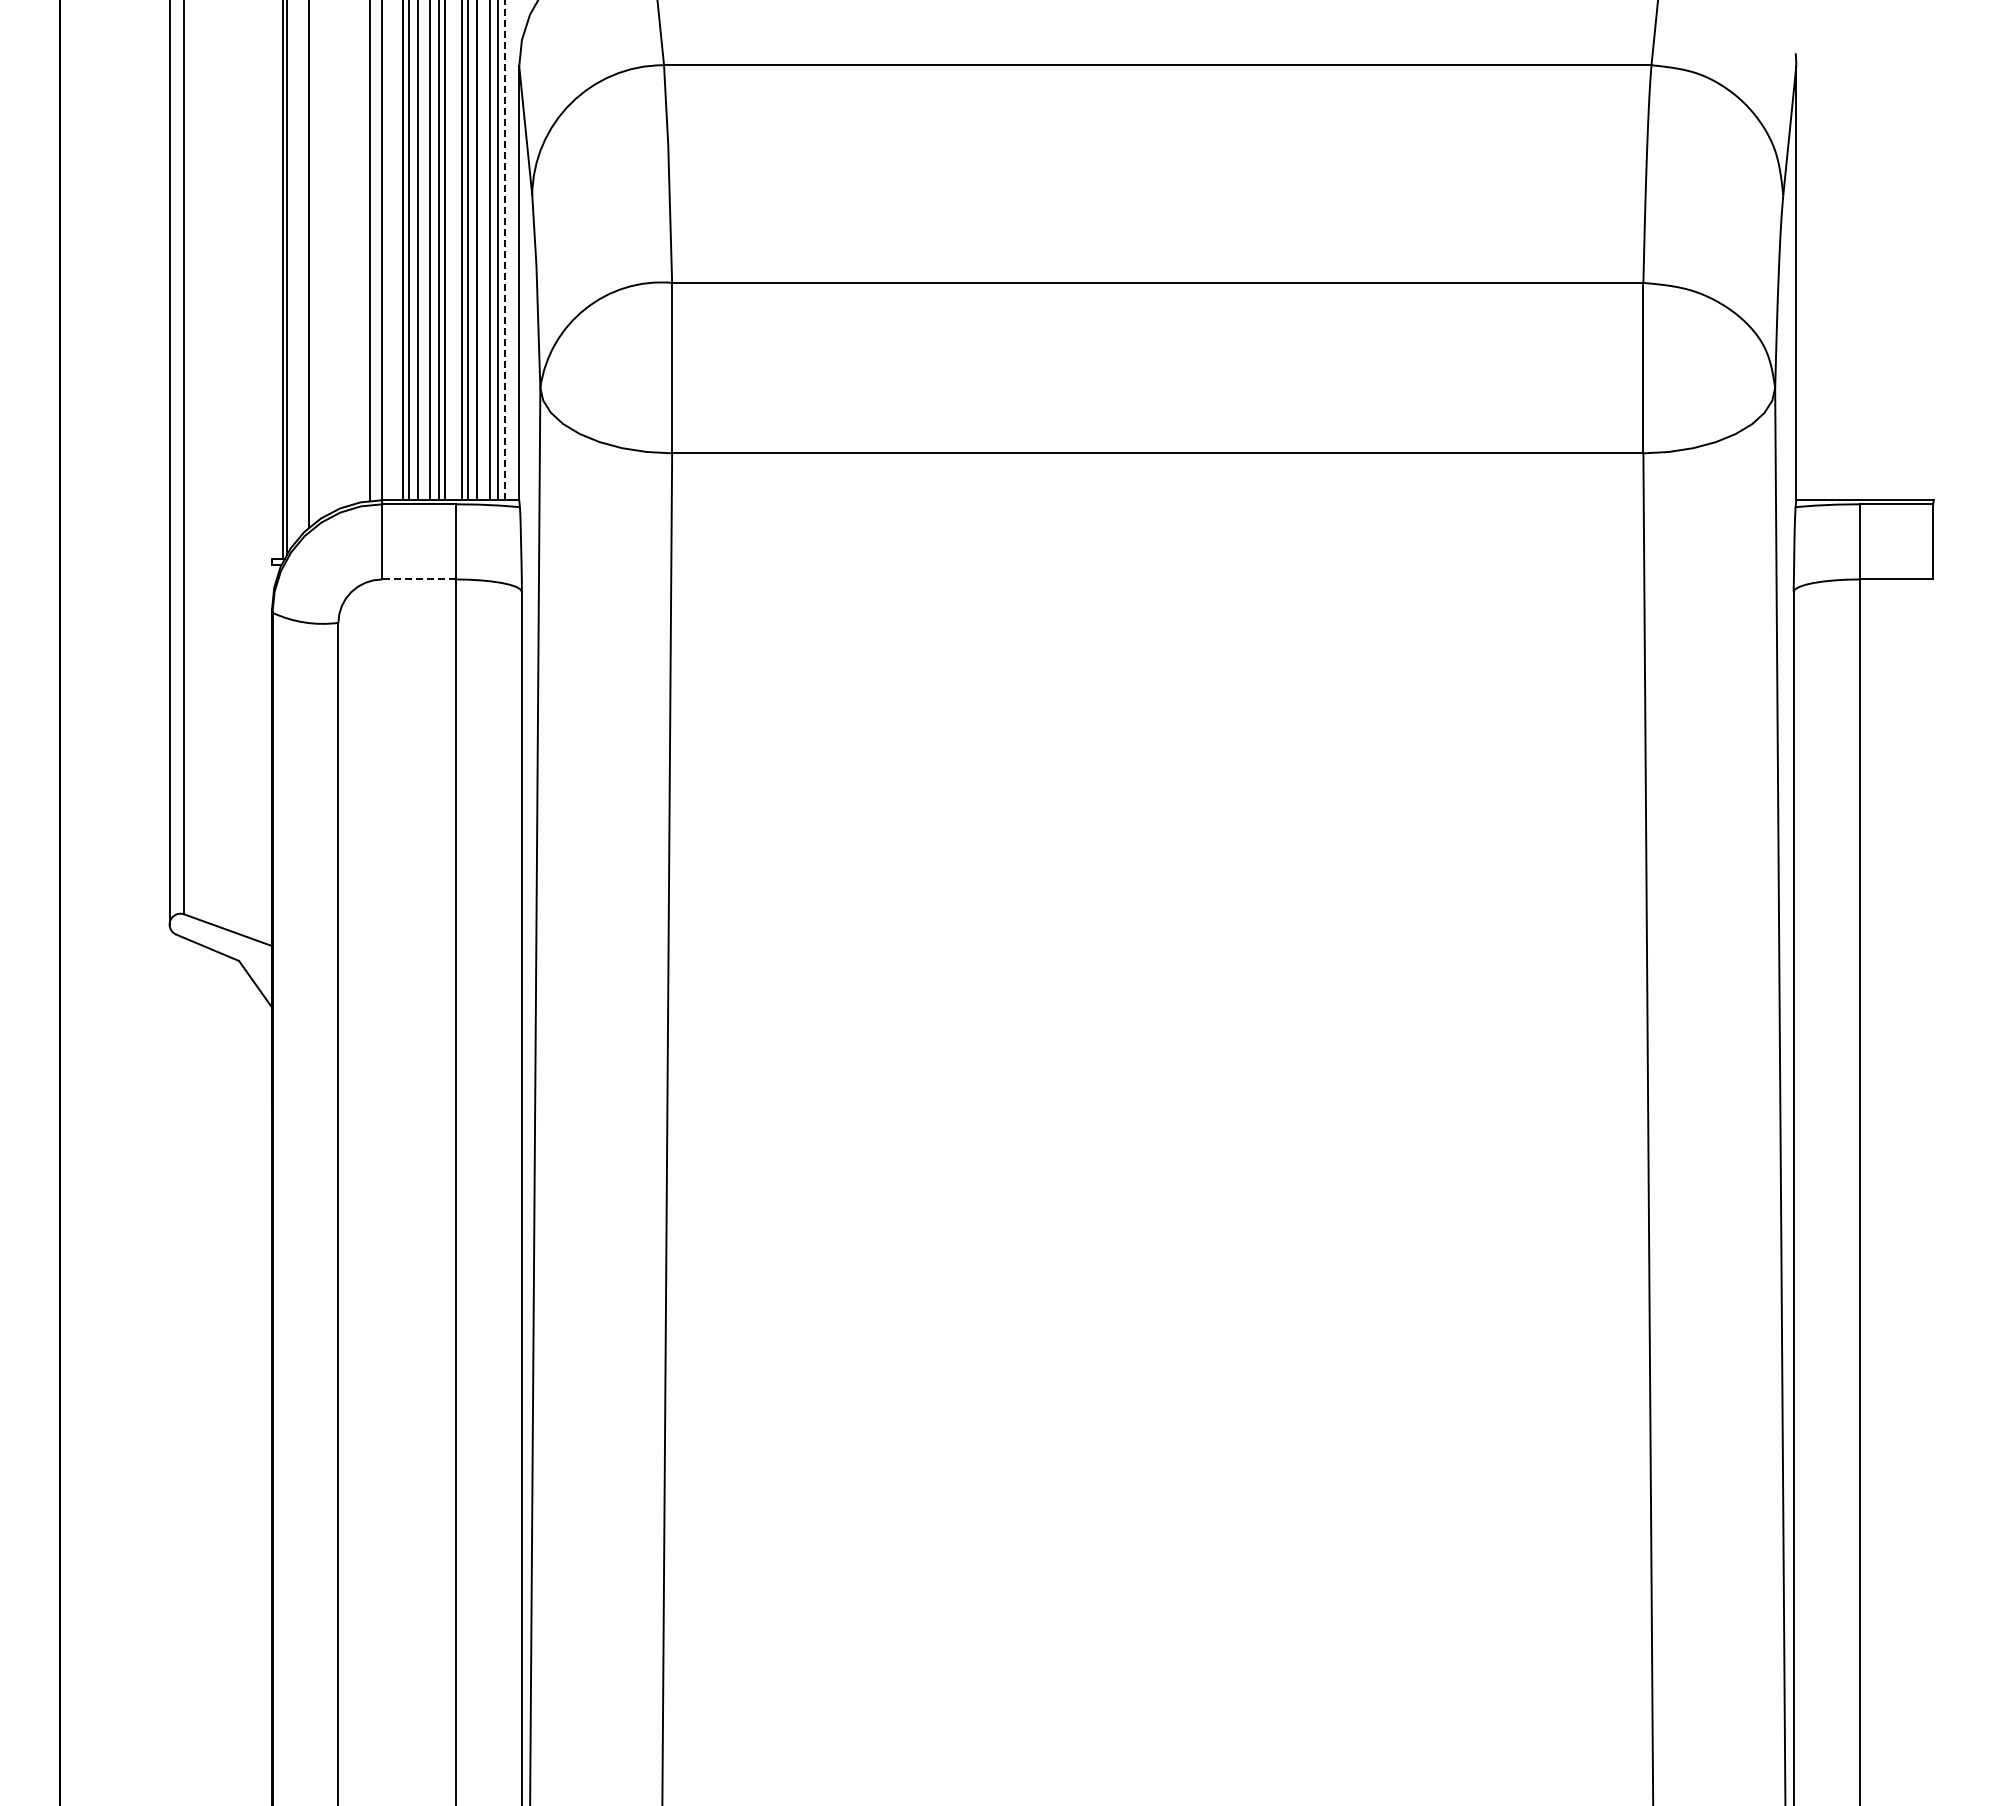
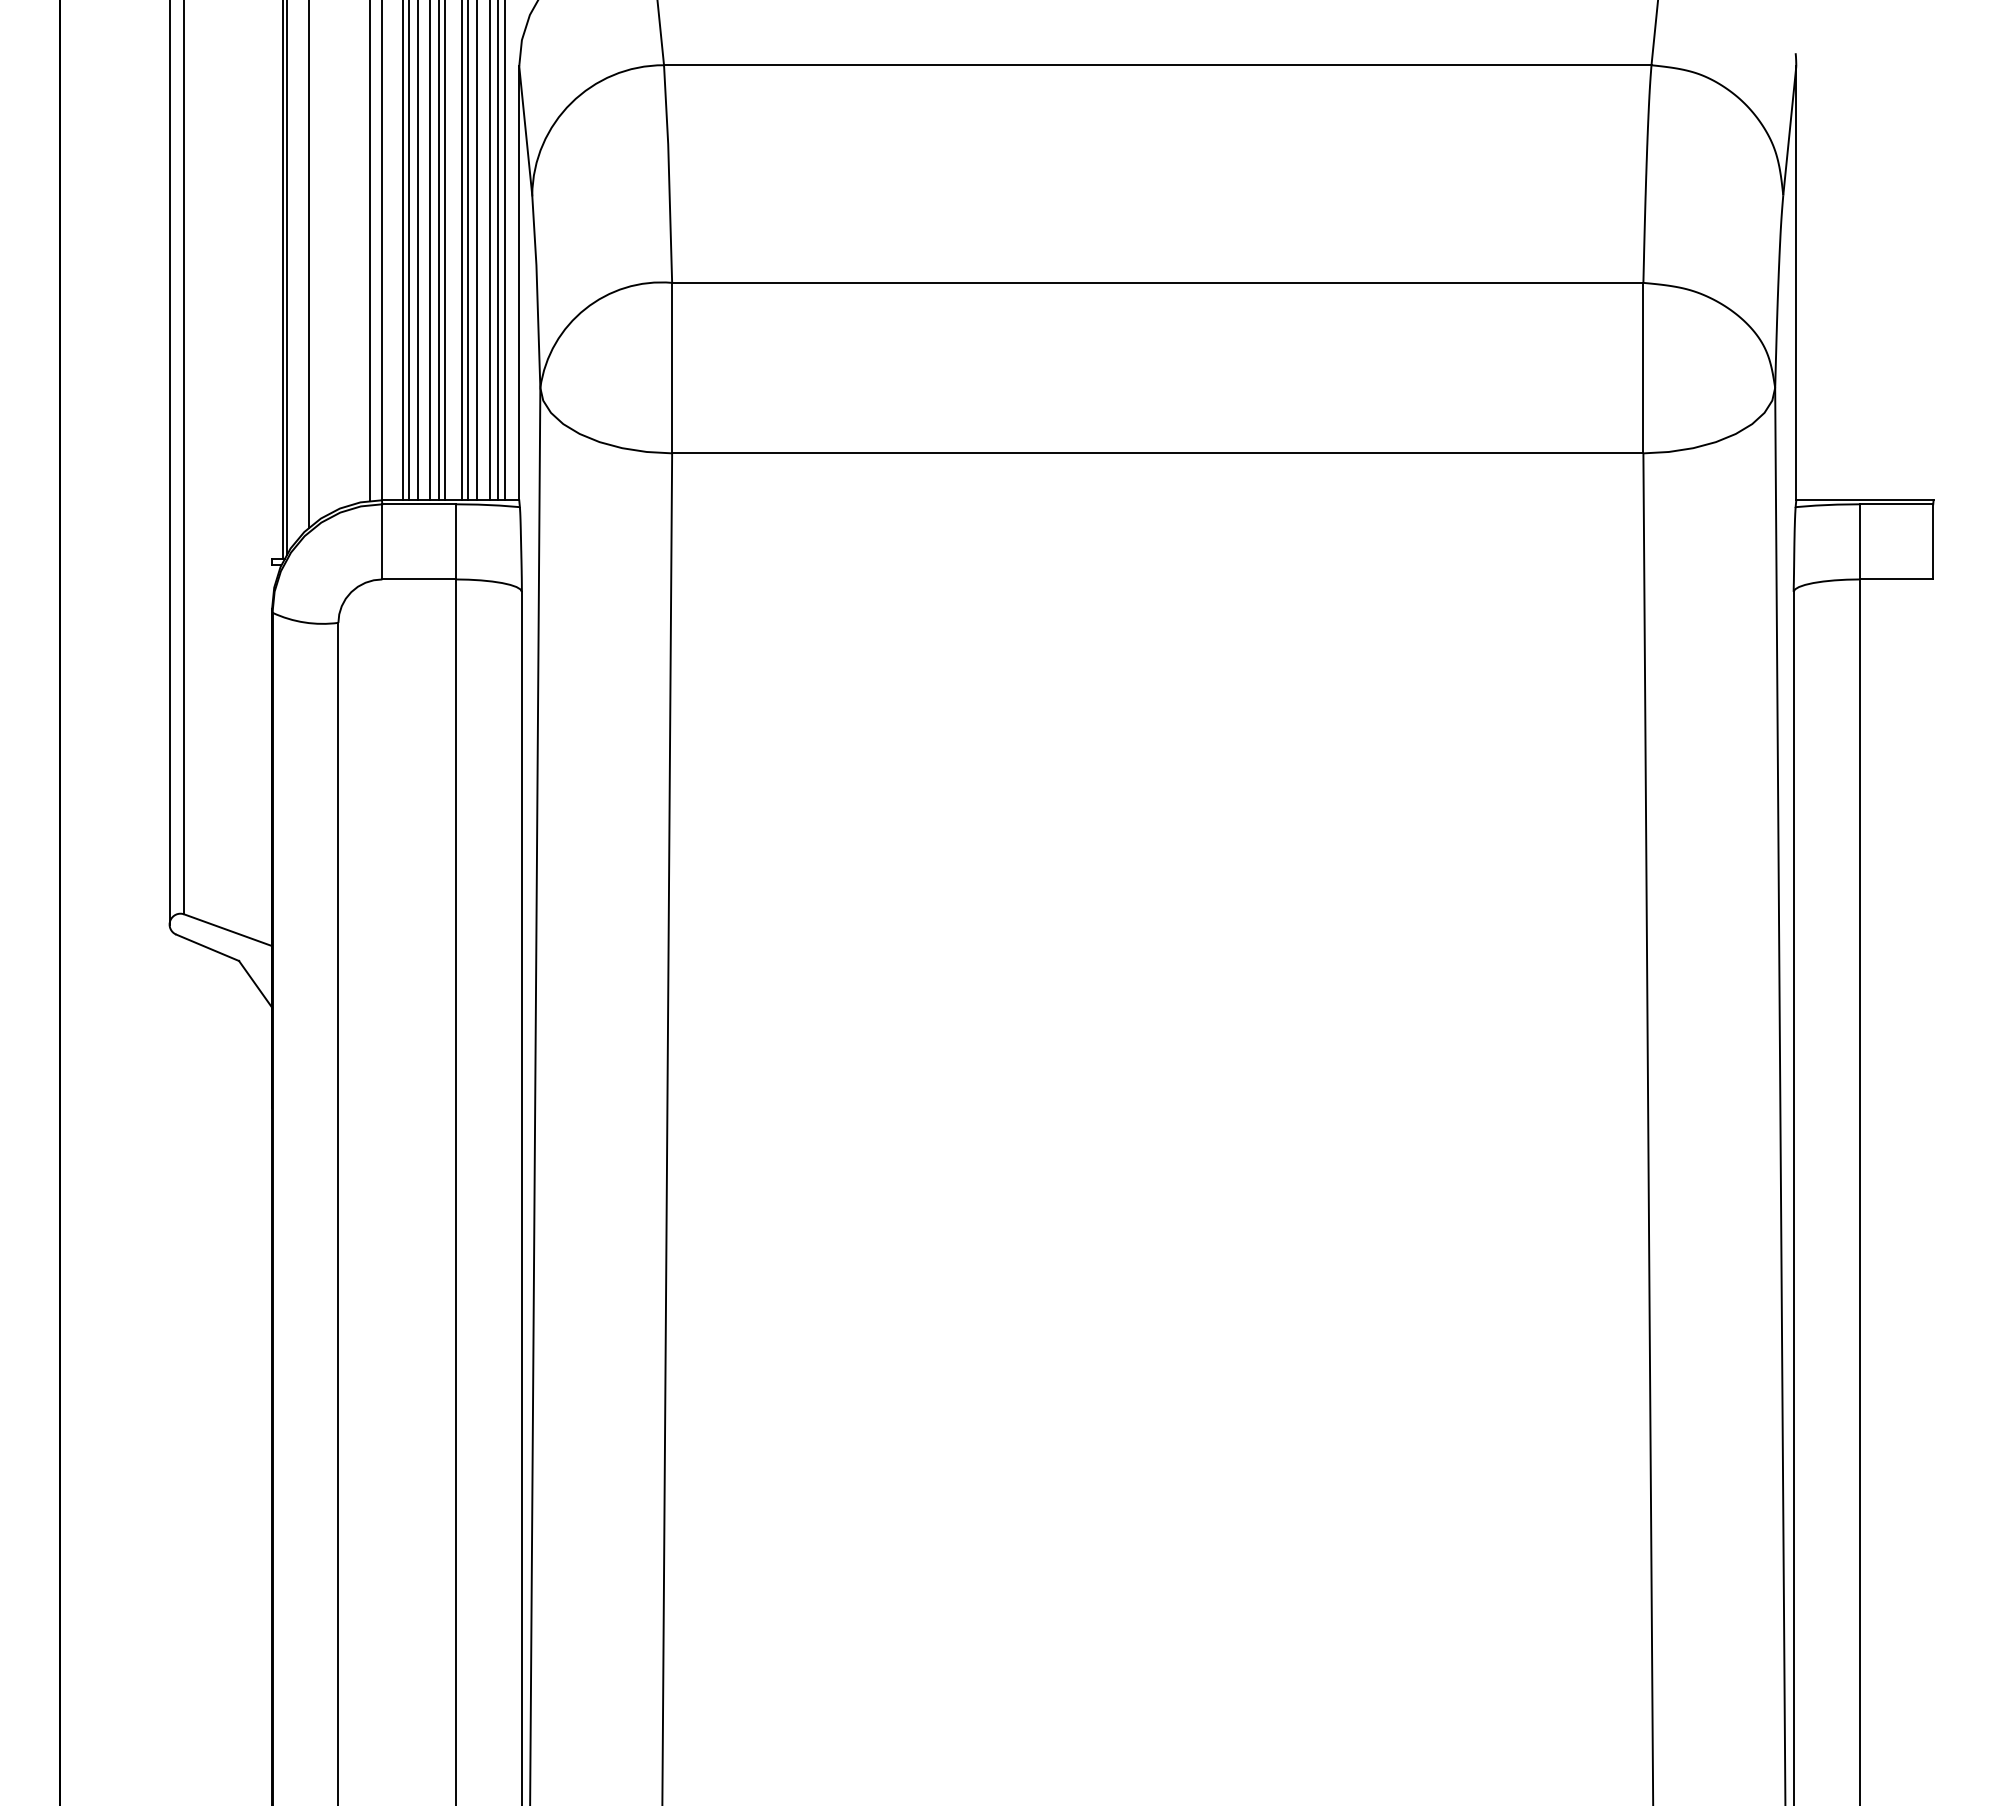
line: dashed -> solid (504, 250)
line: dashed -> solid (419, 579)
